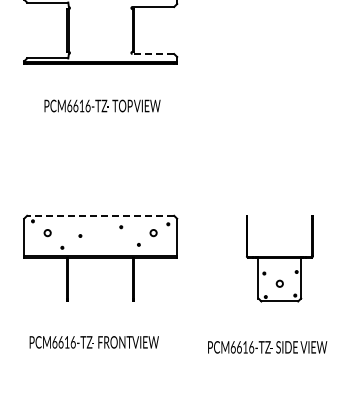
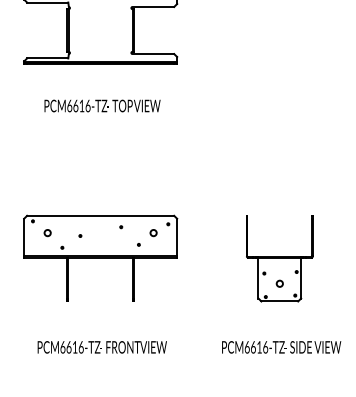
line: dashed -> solid (153, 54)
line: dashed -> solid (100, 215)
text position: (93, 342) -> (101, 347) (101, 347)
text position: (267, 347) -> (281, 347) (281, 347)
